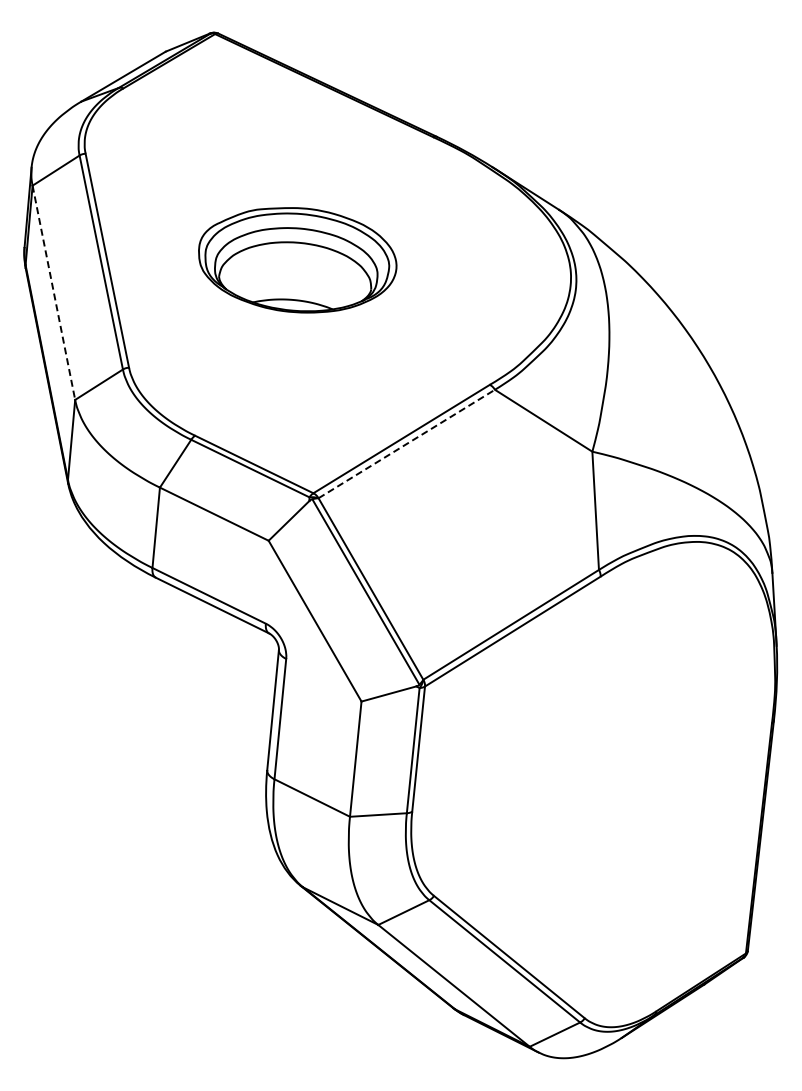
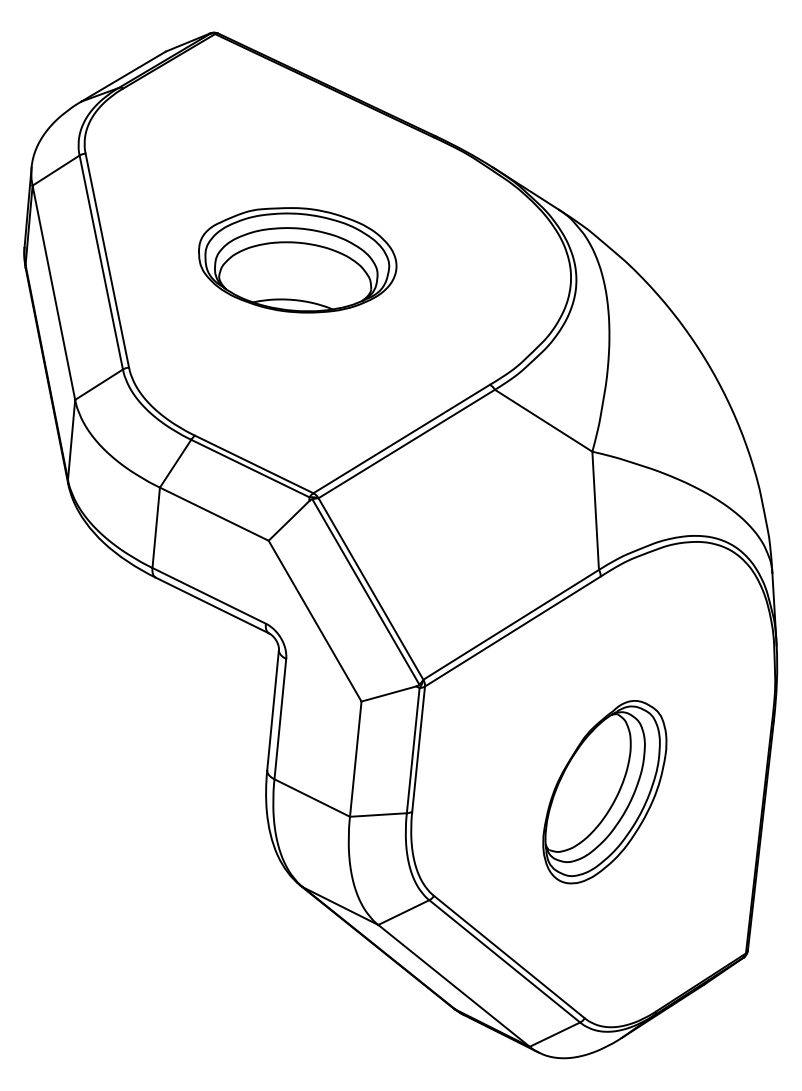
line: dashed -> solid (53, 293)
line: dashed -> solid (406, 444)
part: none -> present (604, 792)
